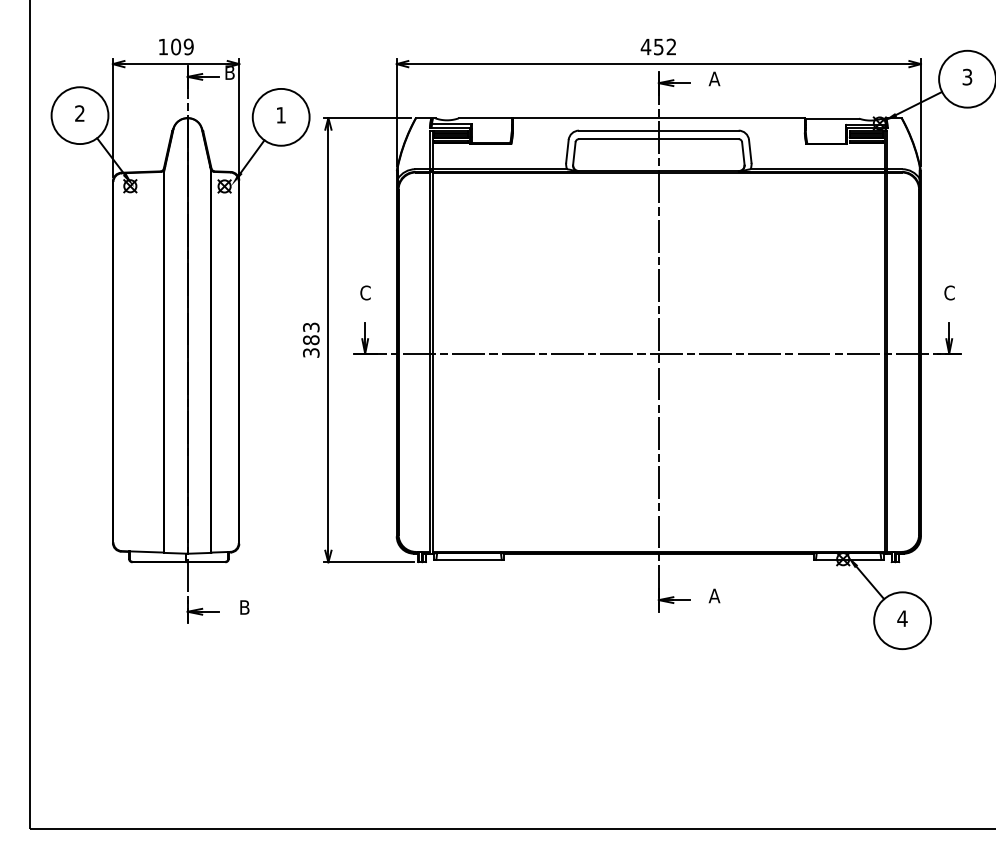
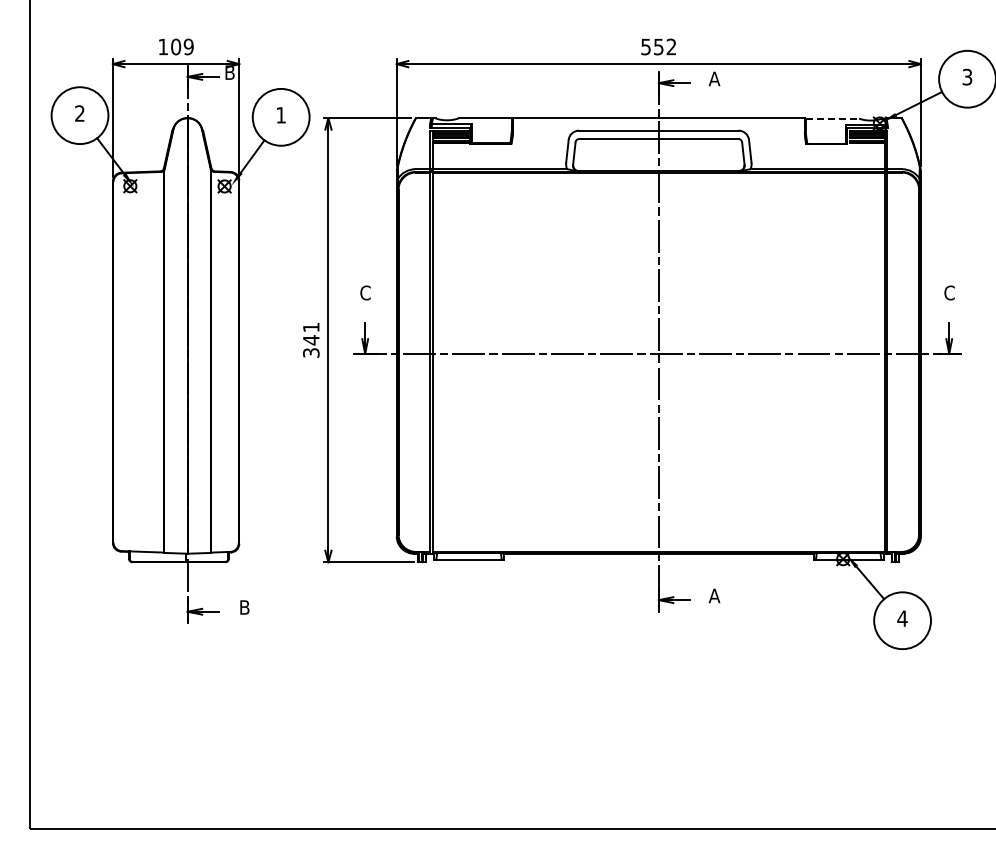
text: 452 -> 552 (645, 46)
line: solid -> dashed (832, 118)
text: 383 -> 341 (311, 333)
